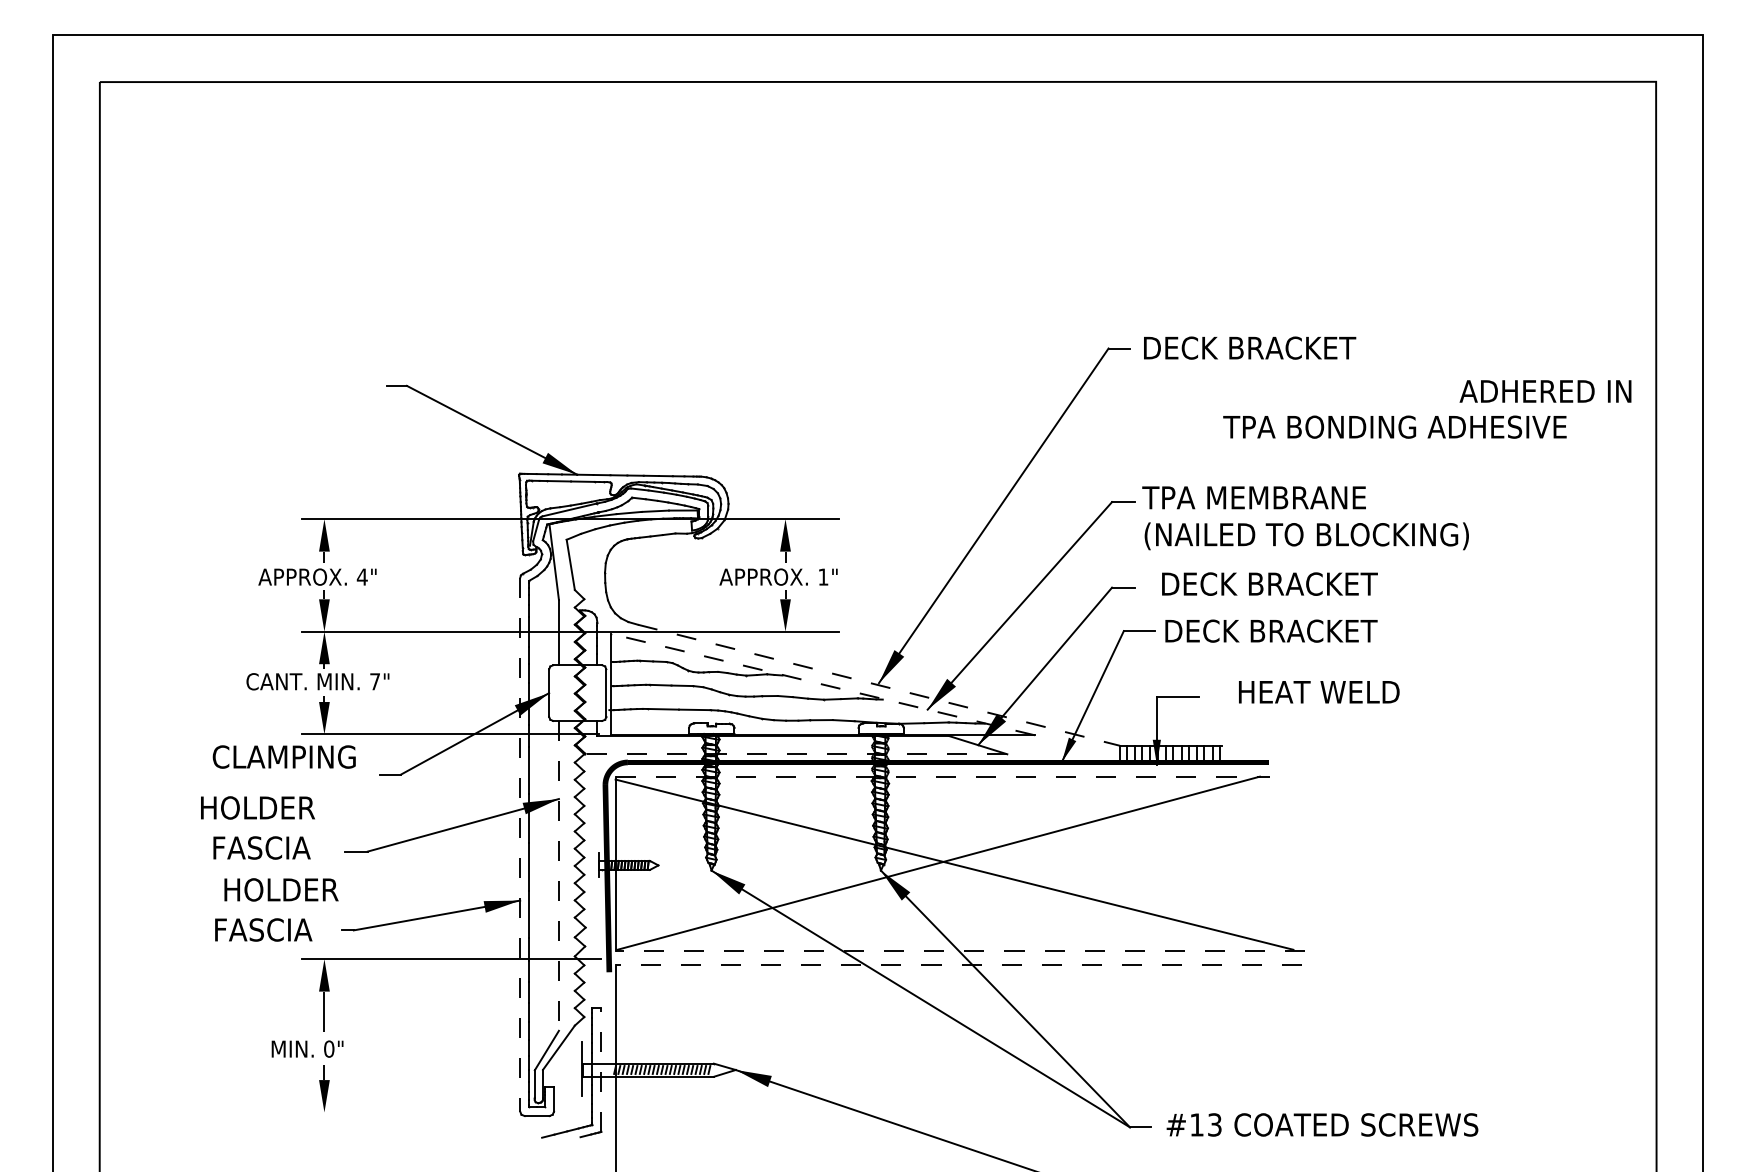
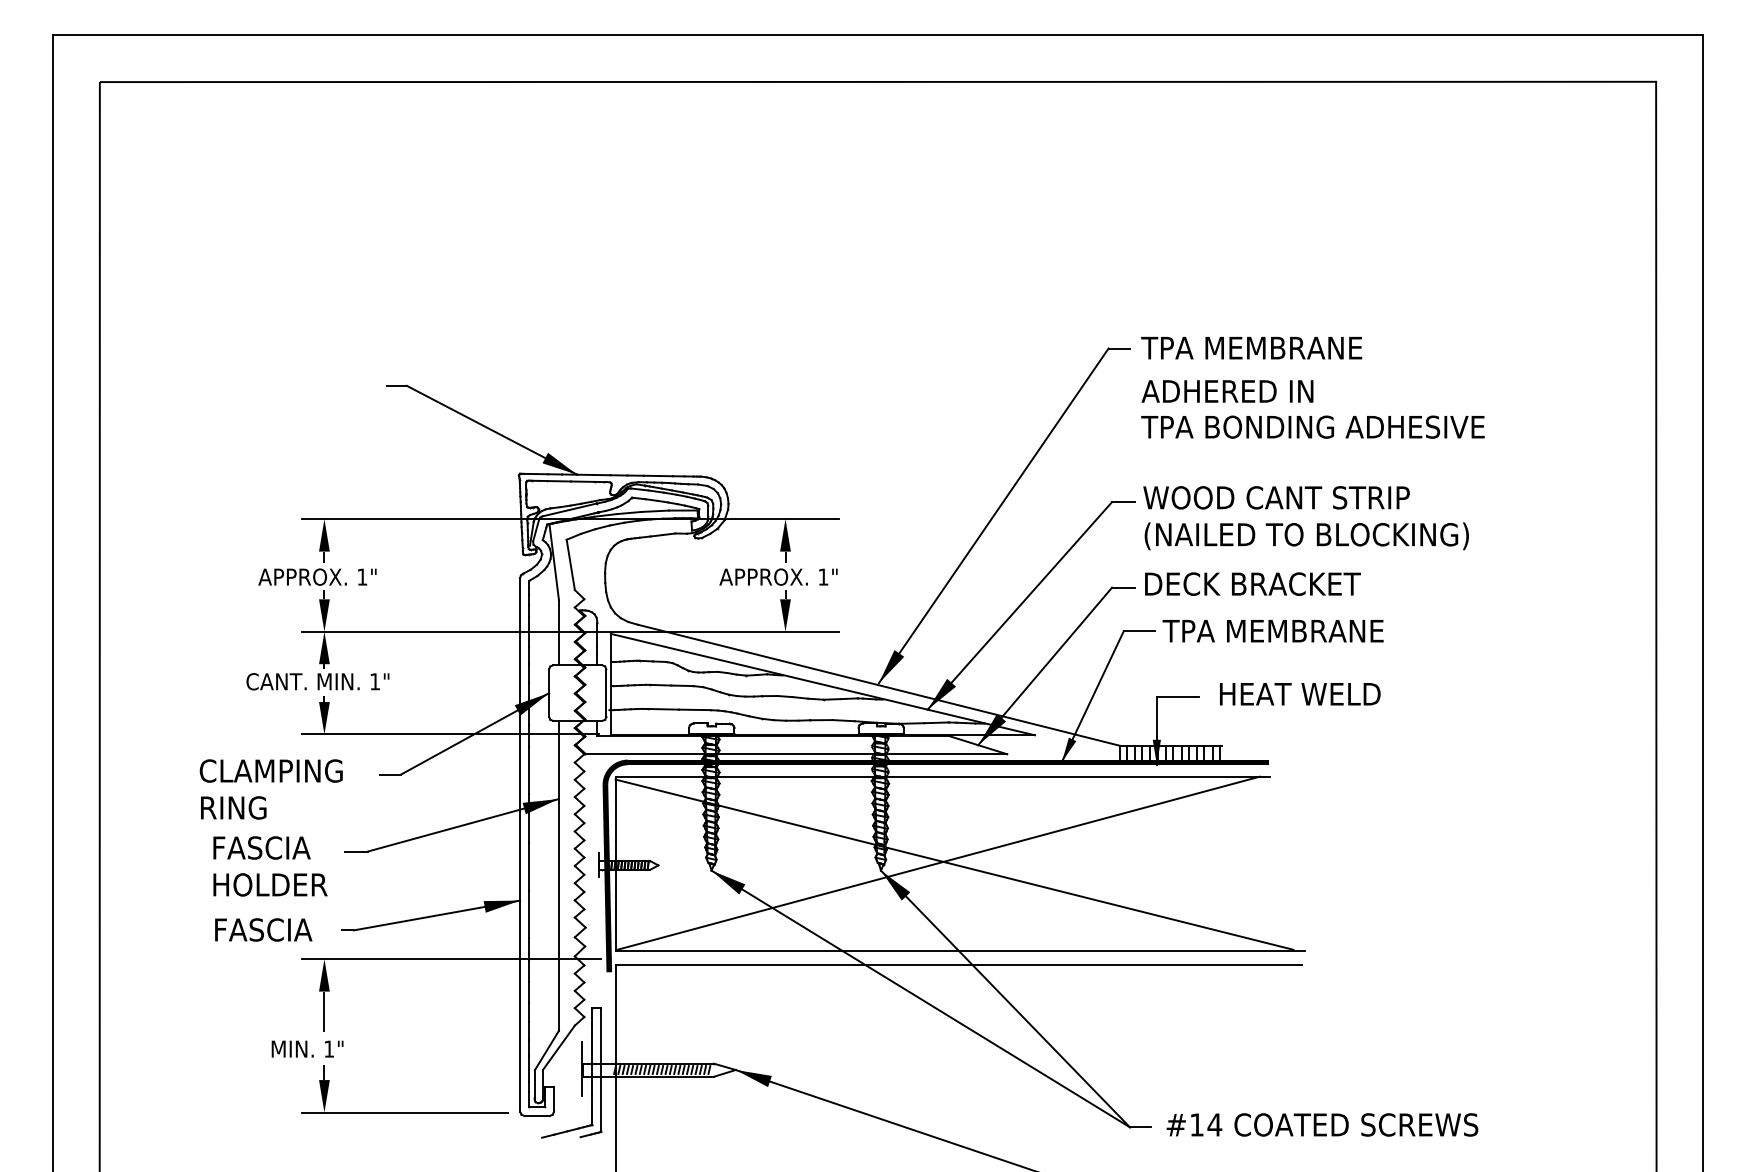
text: DECK BRACKET -> TPA MEMBRANE (1251, 347)
text position: (1545, 391) -> (1227, 391) (1227, 391)
text position: (1394, 426) -> (1312, 426) (1312, 426)
text: TPA MEMBRANE -> WOOD CANT STRIP (1275, 497)
text: 4" -> 1" (361, 576)
text position: (1269, 583) -> (1252, 583) (1252, 583)
text: DECK BRACKET -> TPA MEMBRANE (1272, 630)
text: 7" -> 1" (374, 681)
line: dashed -> solid (822, 684)
line: dashed -> solid (879, 685)
text position: (1319, 692) -> (1300, 694) (1300, 694)
line: dashed -> solid (795, 754)
text position: (283, 756) -> (270, 770) (270, 770)
line: dashed -> solid (942, 776)
text: HOLDER -> RING (259, 807)
line: dashed -> solid (520, 844)
line: dashed -> solid (558, 875)
text position: (281, 889) -> (270, 884) (270, 884)
line: dashed -> solid (959, 951)
line: dashed -> solid (958, 964)
text: 0" -> 1" (329, 1048)
line: dashed -> solid (601, 1069)
line: none -> present (404, 1112)
text: #13 -> #14 (1214, 1124)
